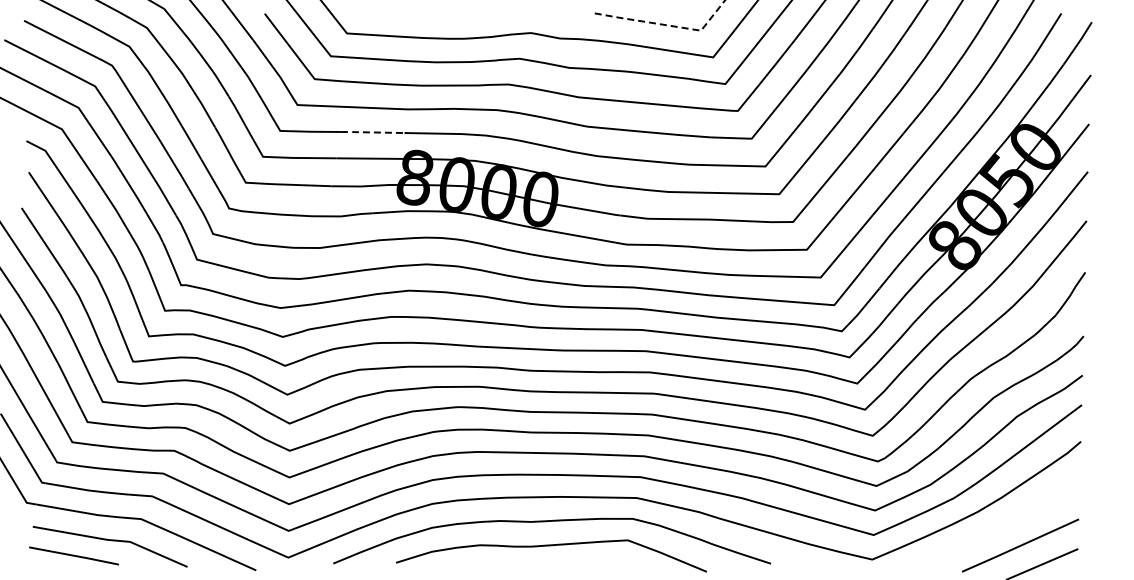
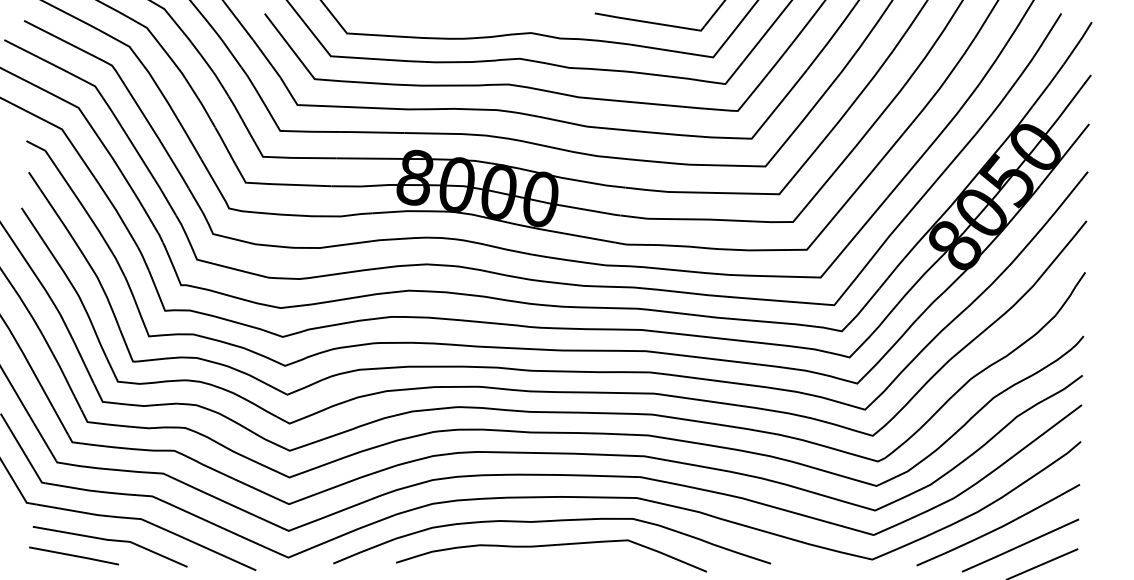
line: dashed -> solid (666, 25)
line: dashed -> solid (372, 132)
curve: none -> present (998, 527)
